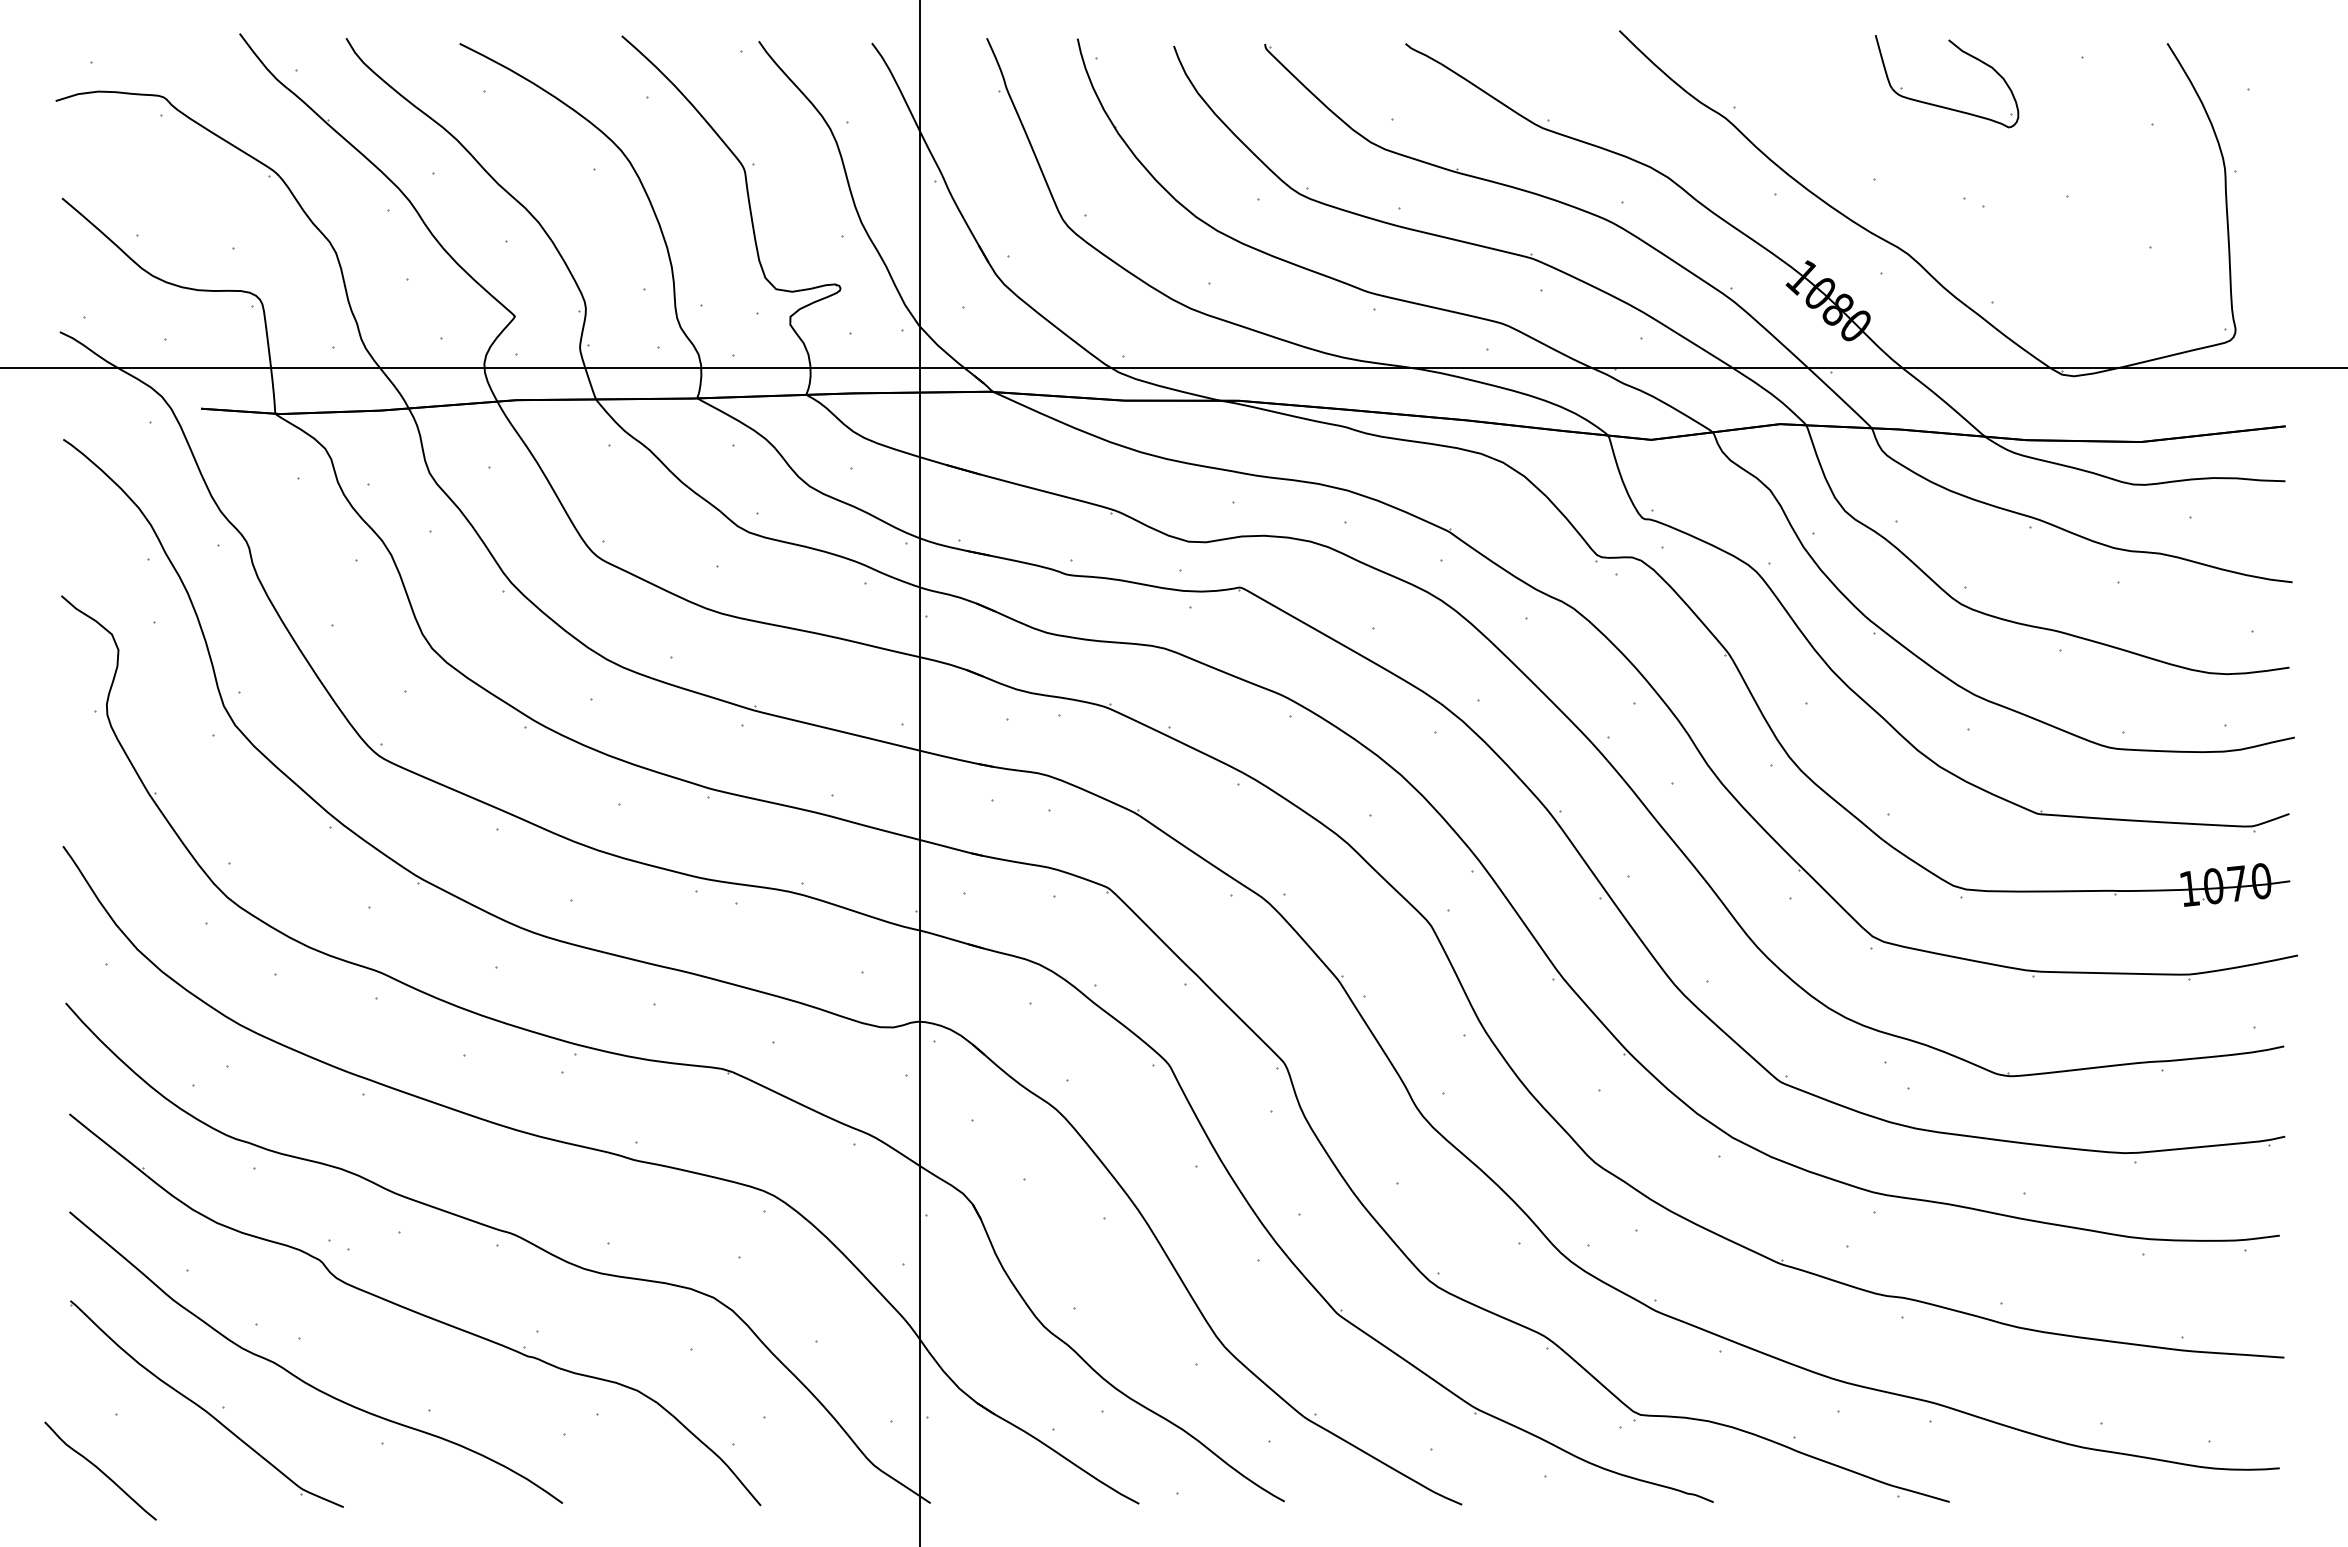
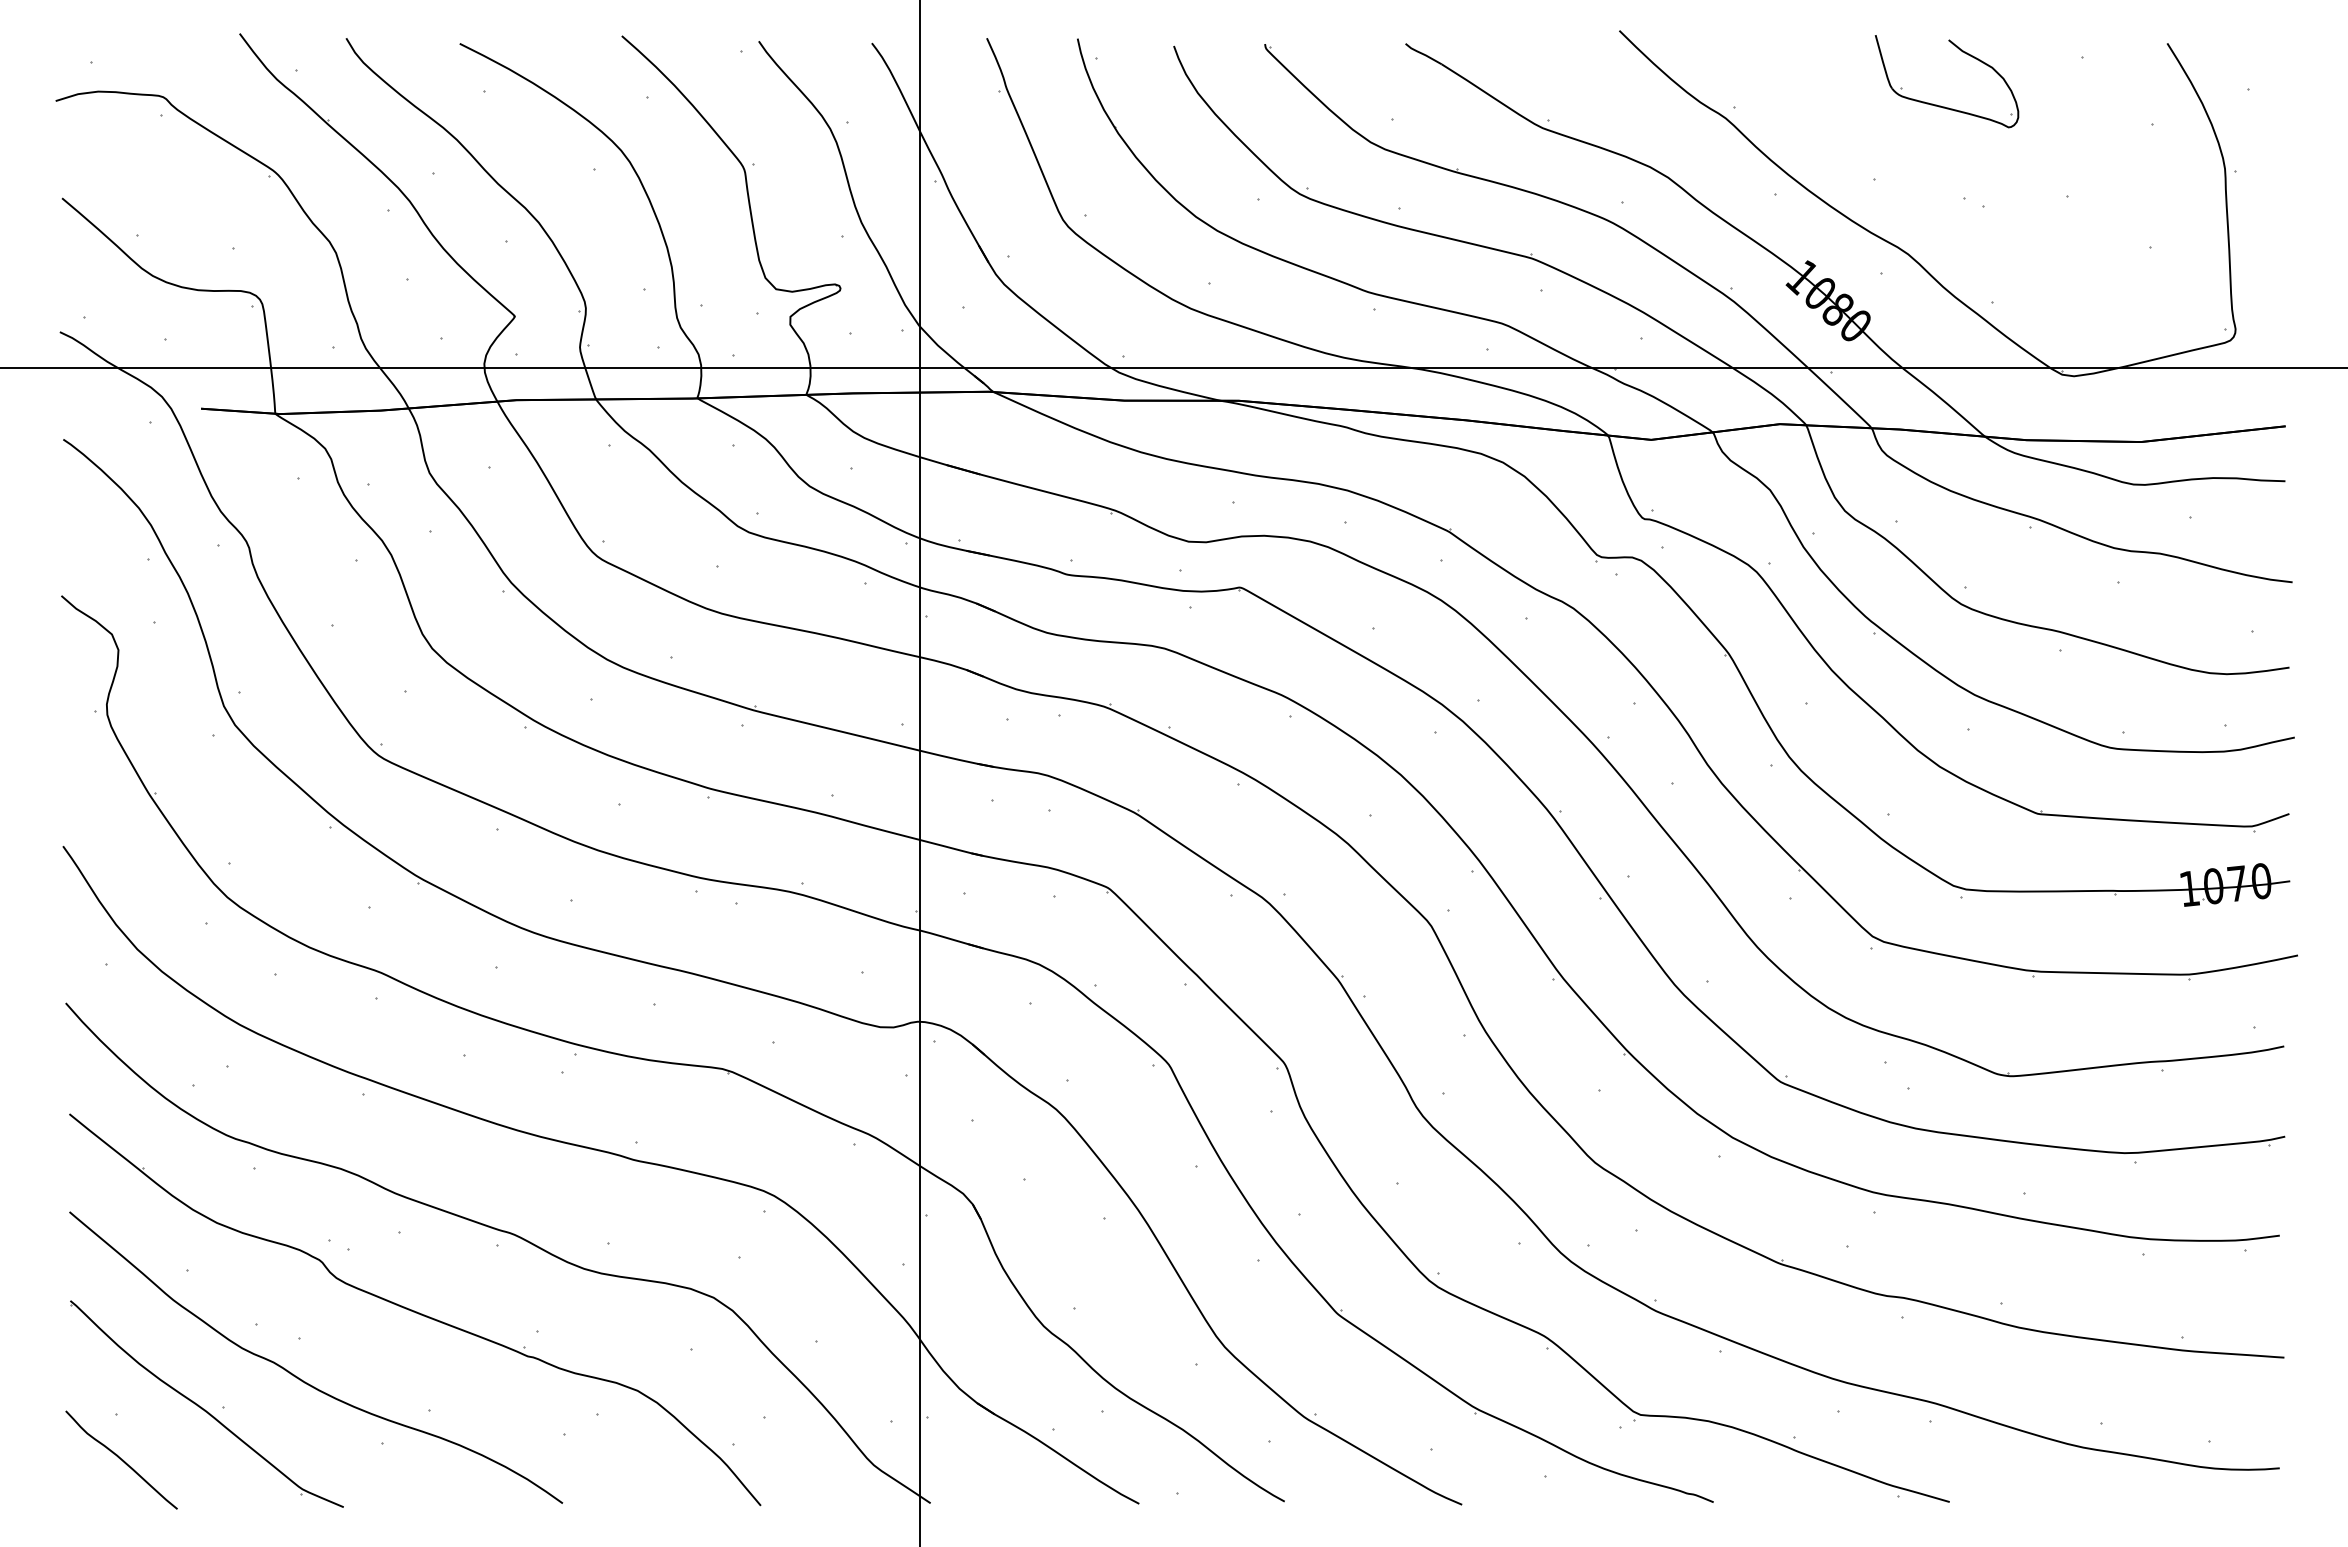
curve position: (100, 1470) -> (121, 1459) (121, 1459)
